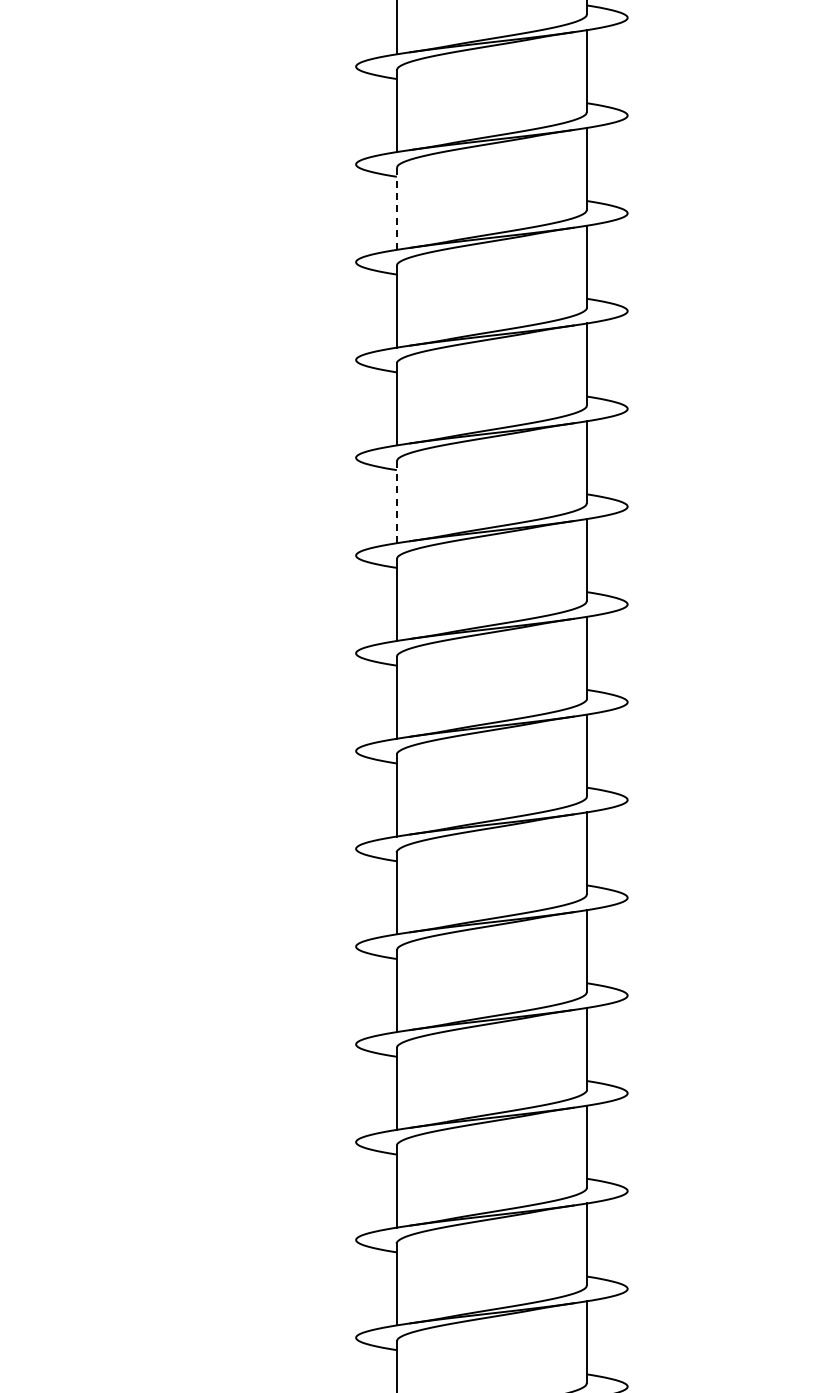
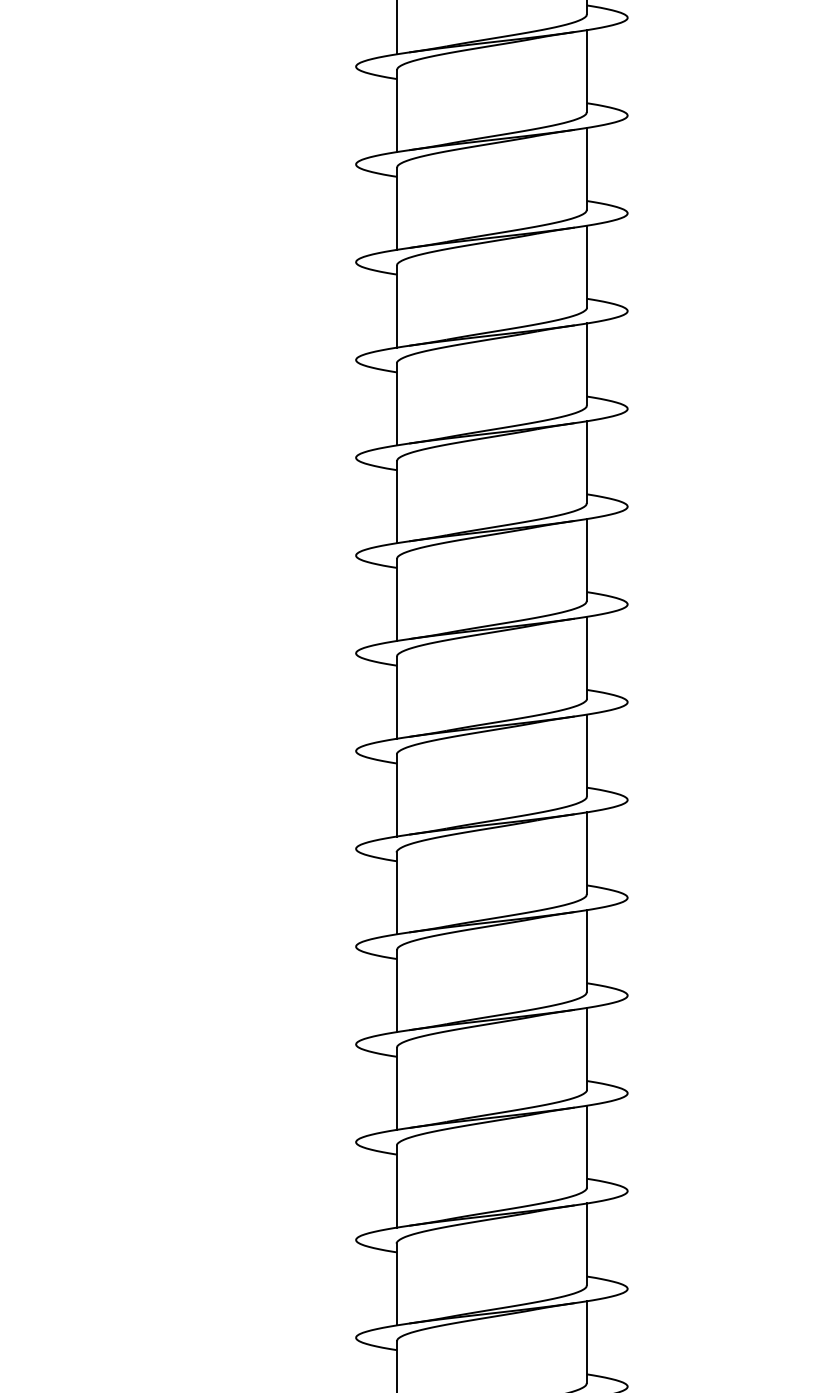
line: dashed -> solid (396, 209)
line: dashed -> solid (396, 502)
